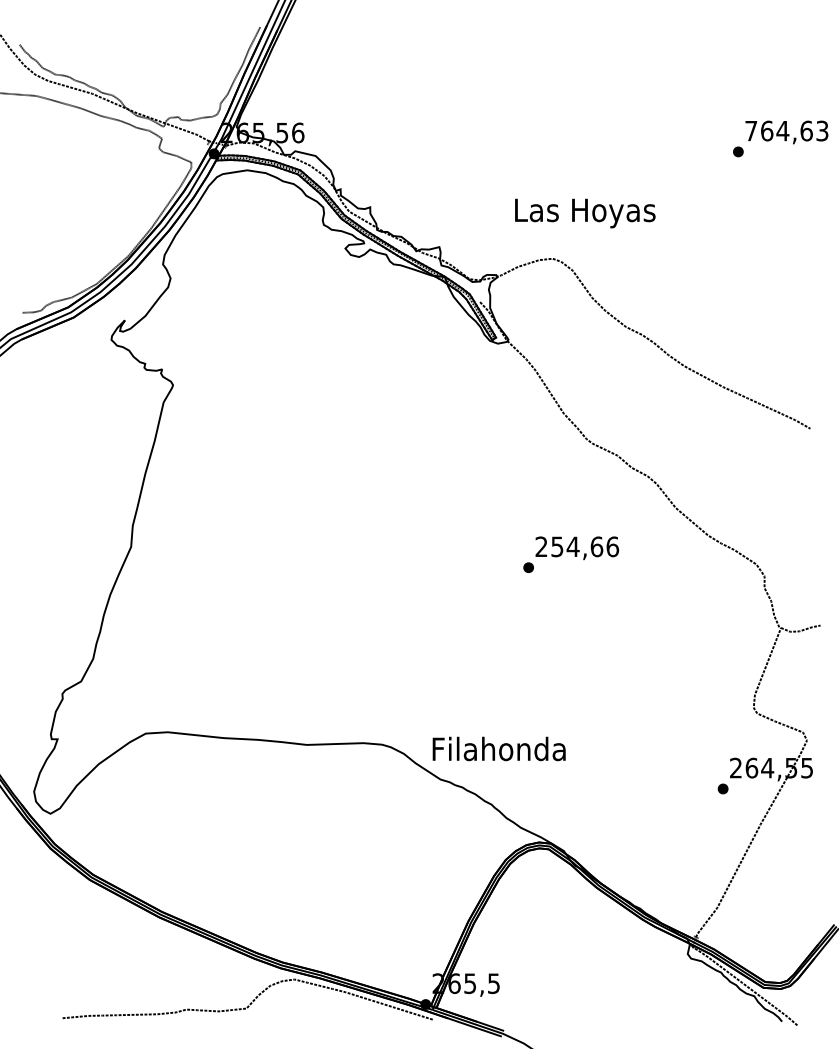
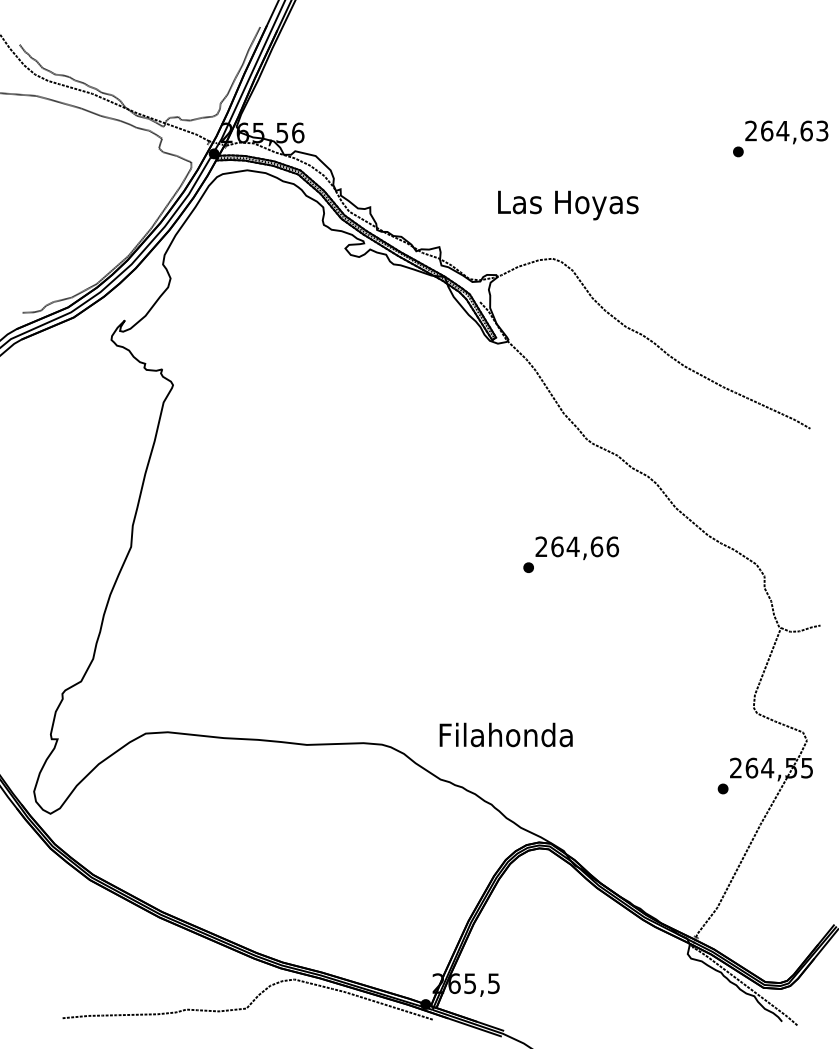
text: 764,63 -> 264,63 (751, 130)
text position: (585, 213) -> (568, 205) (568, 205)
text: 254,66 -> 264,66 (557, 546)
text position: (498, 748) -> (505, 734) (505, 734)
